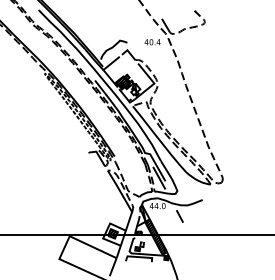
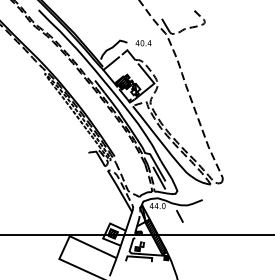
text position: (152, 42) -> (143, 43) (143, 43)
